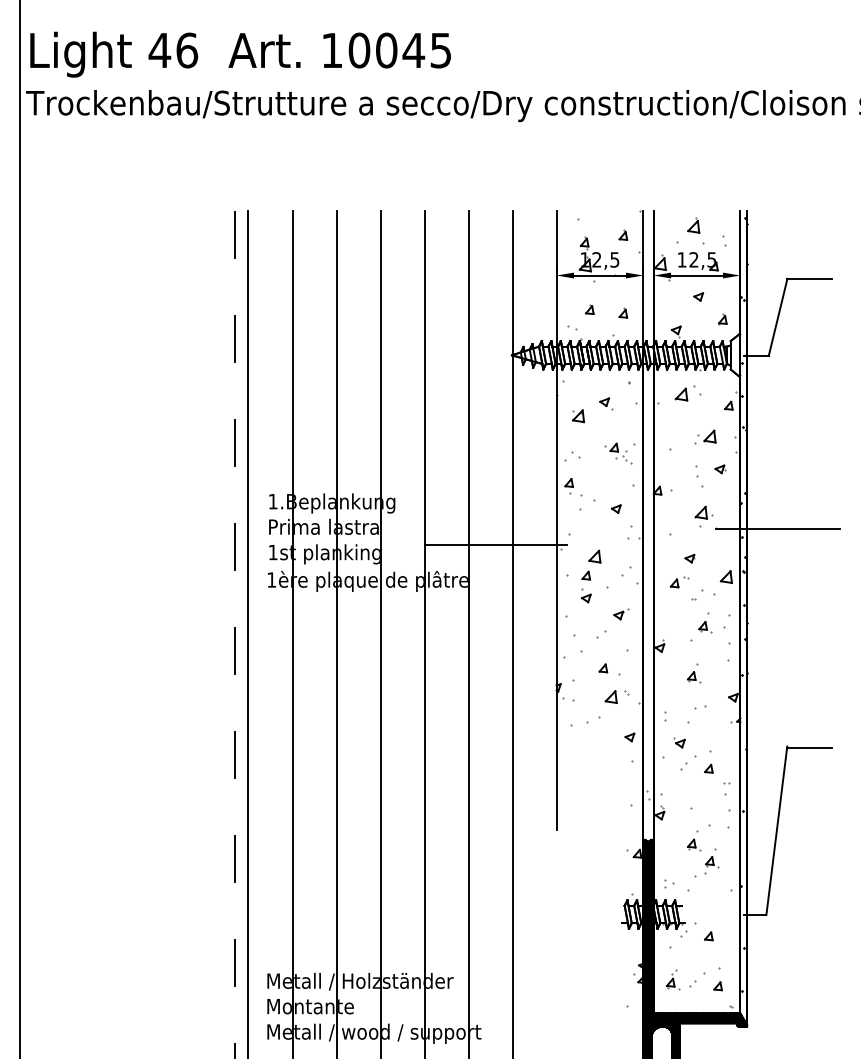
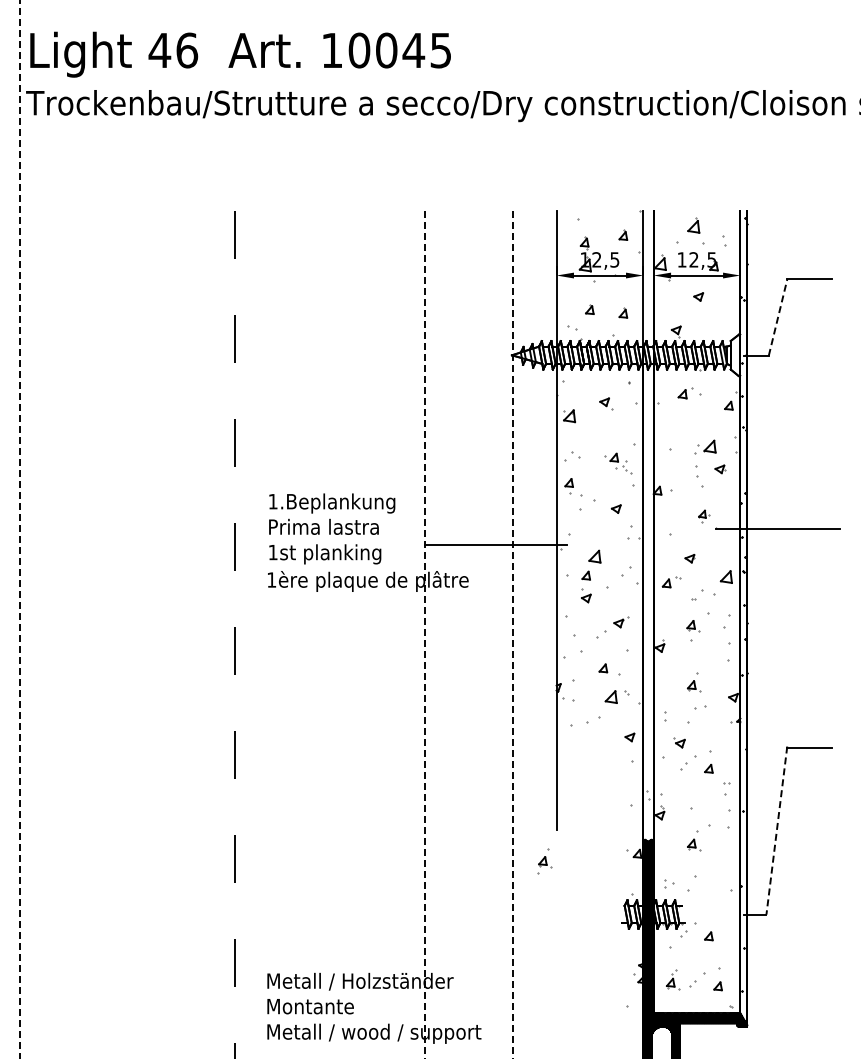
line: solid -> dashed (778, 317)
part: present -> none (722, 319)
part size: 22x17 px -> 17x13 px (685, 393)
part position: (578, 416) -> (569, 416) (569, 416)
part position: (705, 436) -> (705, 446) (705, 446)
part position: (618, 453) -> (618, 463) (618, 463)
part size: 20x23 px -> 13x15 px (704, 516)
line: solid -> dashed (19, 529)
part position: (679, 582) -> (671, 582) (671, 582)
part position: (621, 614) -> (621, 622) (621, 622)
part position: (705, 627) -> (693, 626) (693, 626)
line: present -> none (248, 632)
line: present -> none (292, 632)
line: present -> none (336, 632)
line: present -> none (380, 632)
line: present -> none (468, 632)
line: solid -> dashed (424, 634)
line: solid -> dashed (512, 634)
part position: (694, 673) -> (694, 682) (694, 682)
line: solid -> dashed (776, 830)
part position: (711, 861) -> (544, 861) (544, 861)
